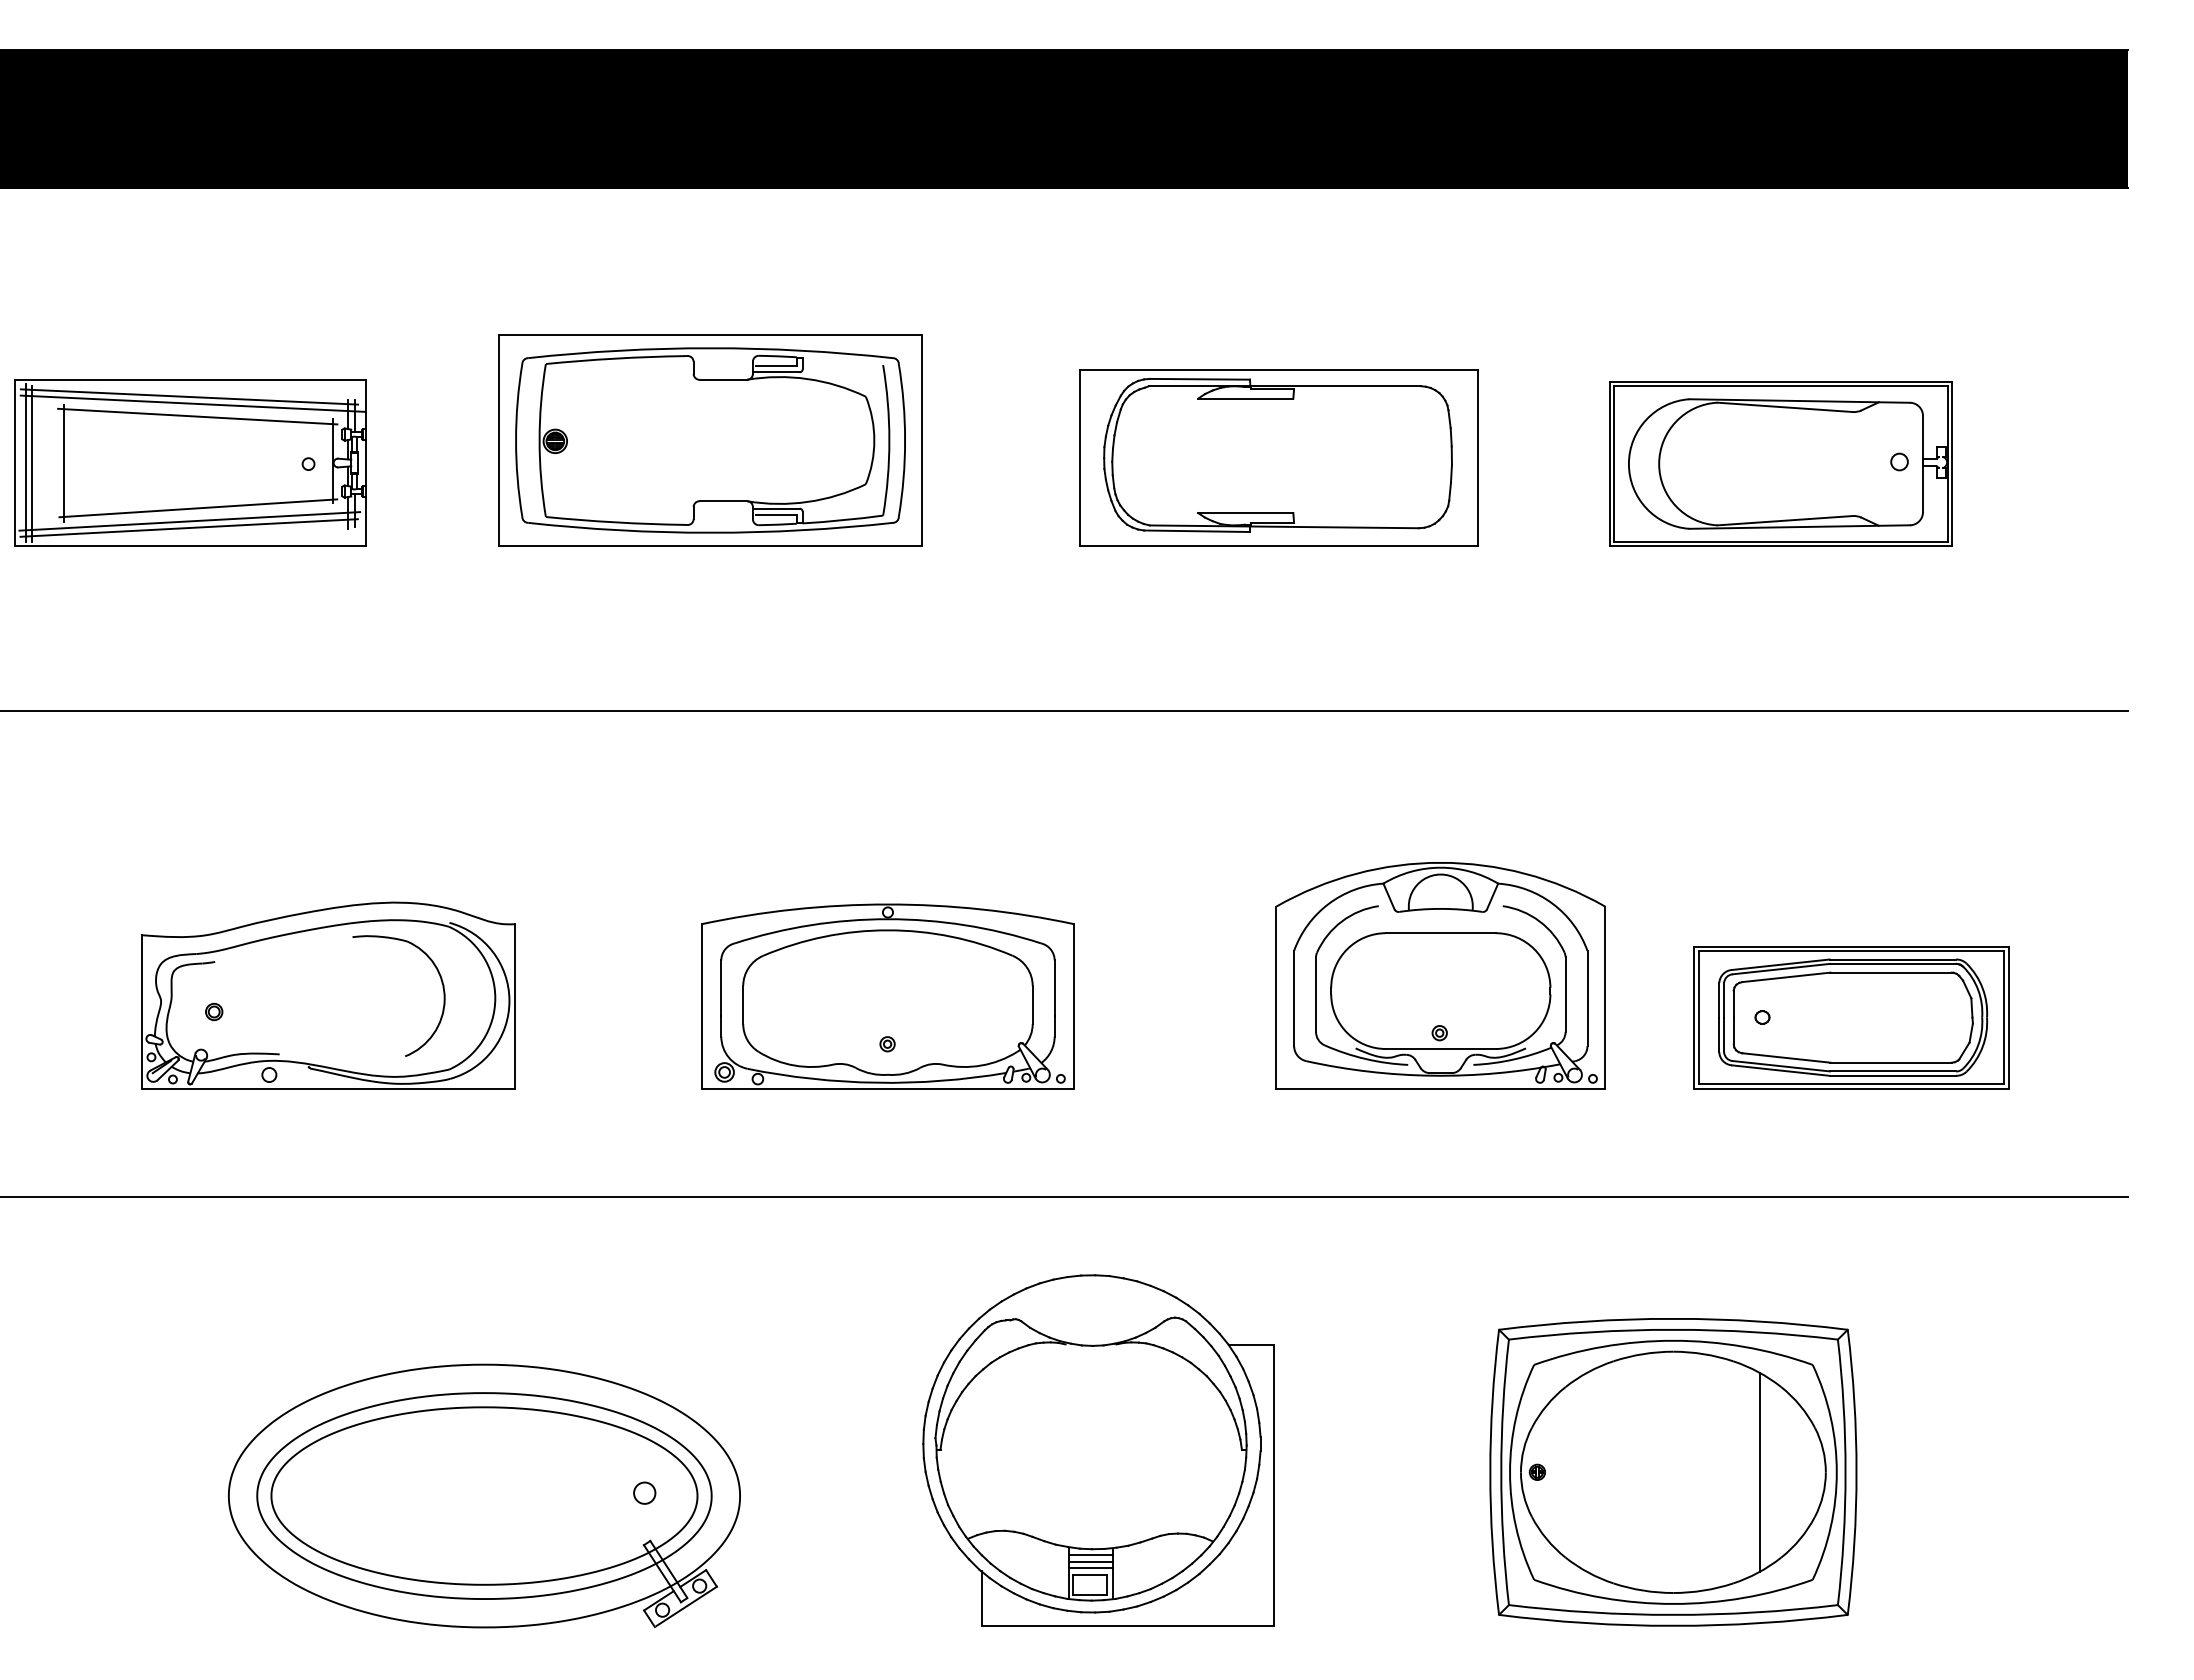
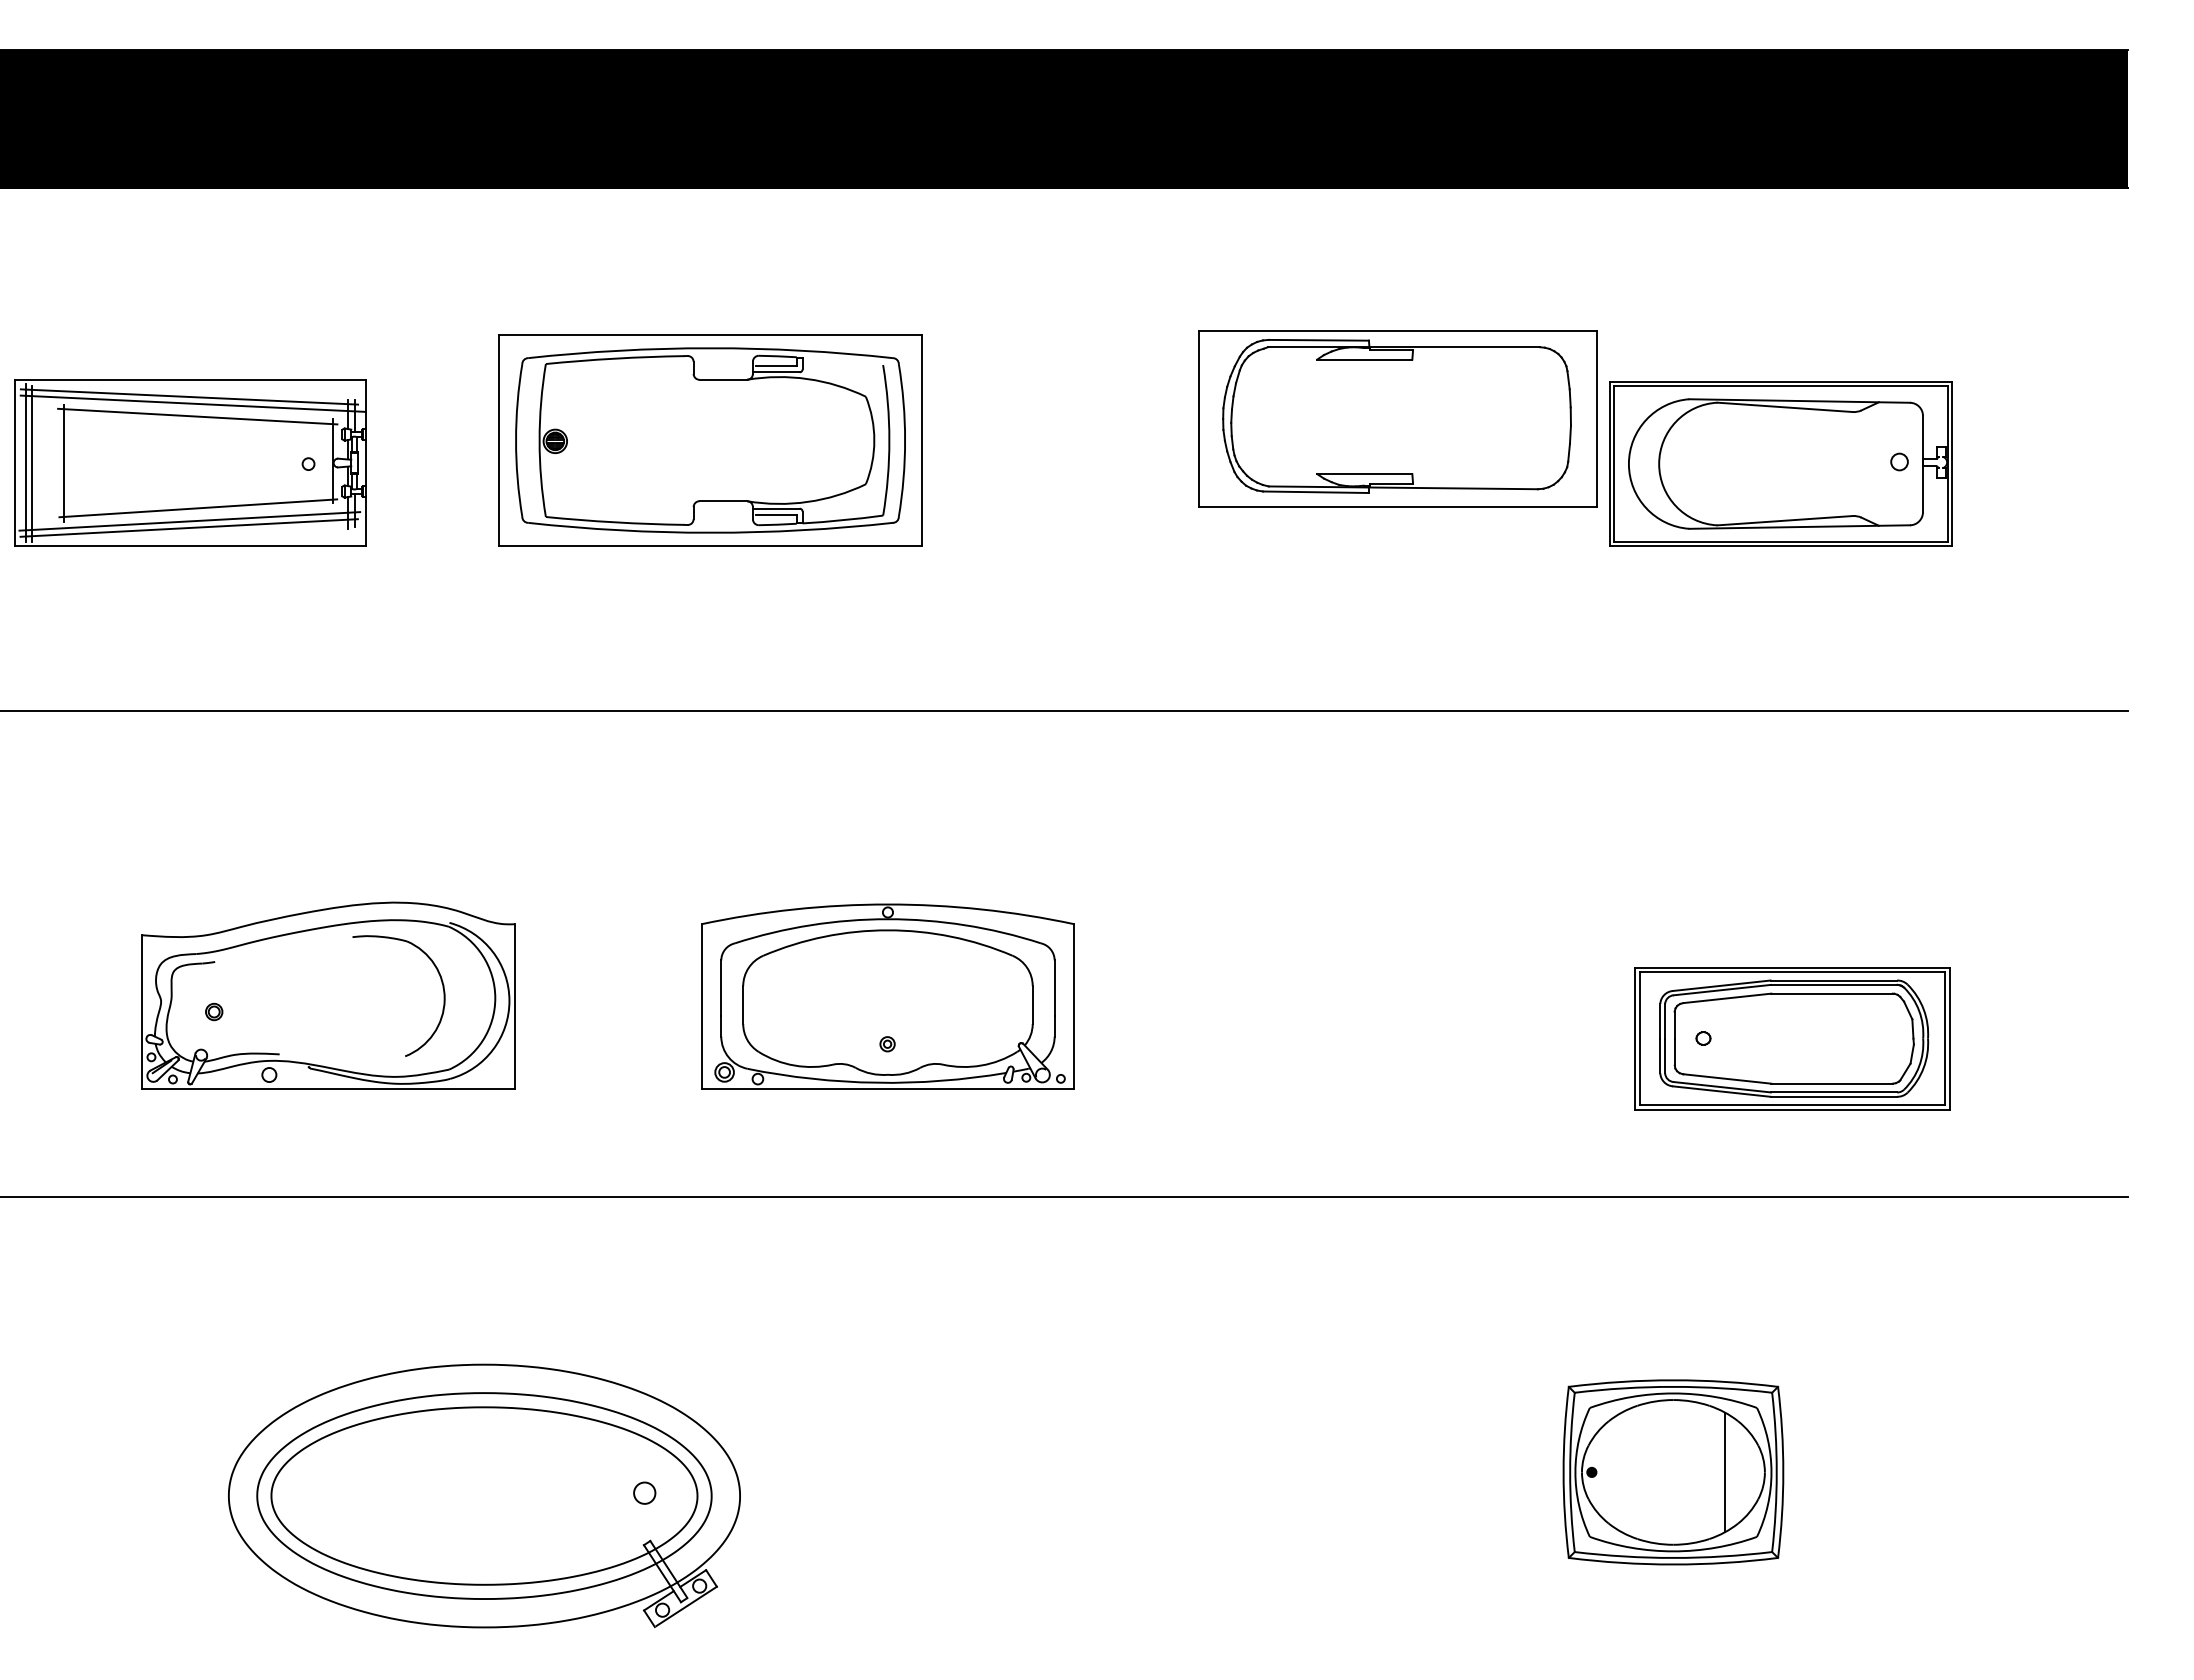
part position: (1278, 457) -> (1397, 418) (1397, 418)
part: present -> none (1440, 975)
part position: (1851, 1017) -> (1792, 1038) (1792, 1038)
part: present -> none (1098, 1450)
part size: 369x309 px -> 223x187 px (1673, 1472)
